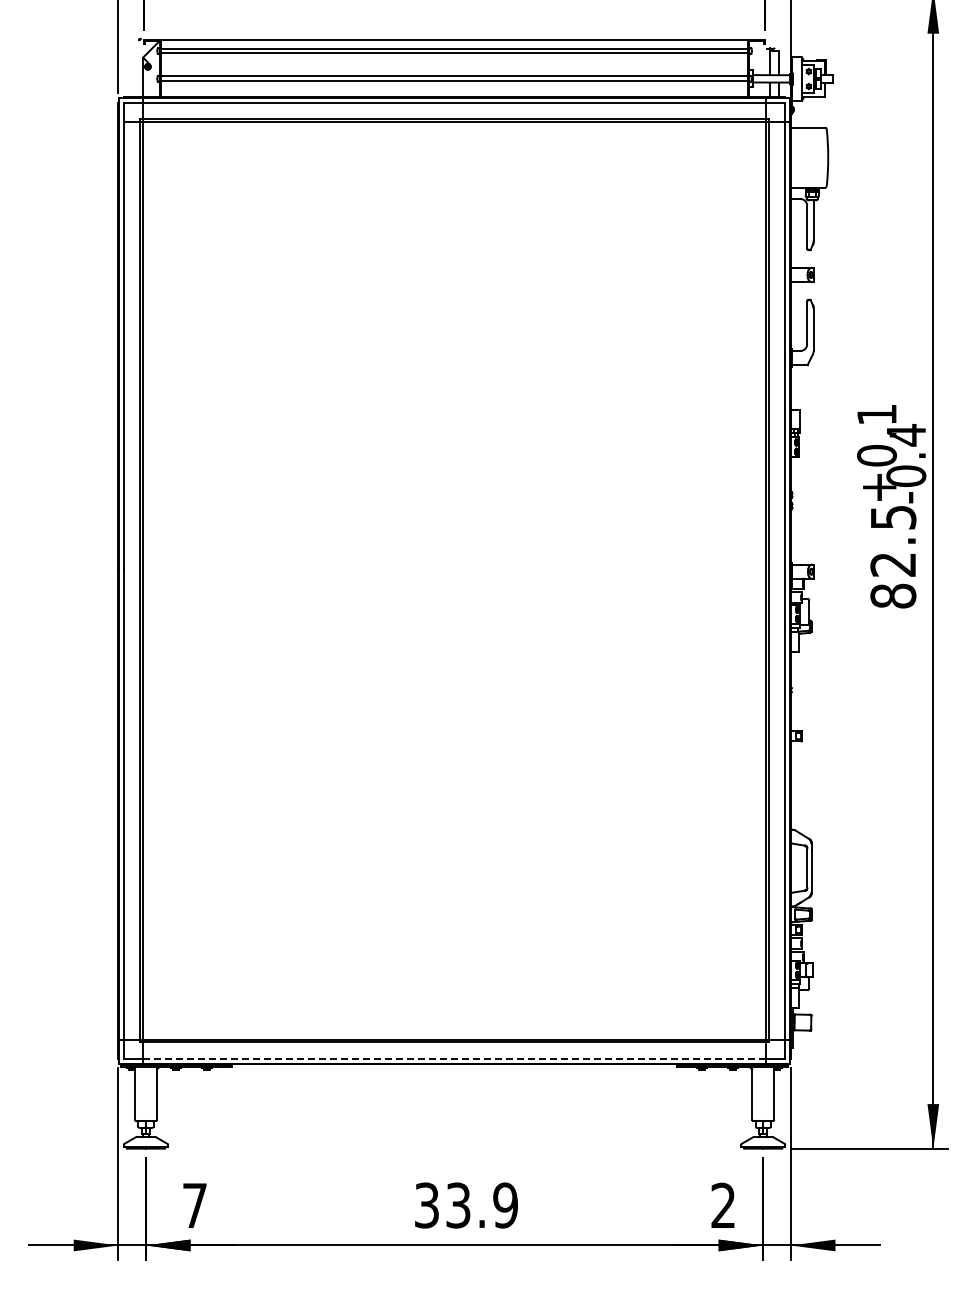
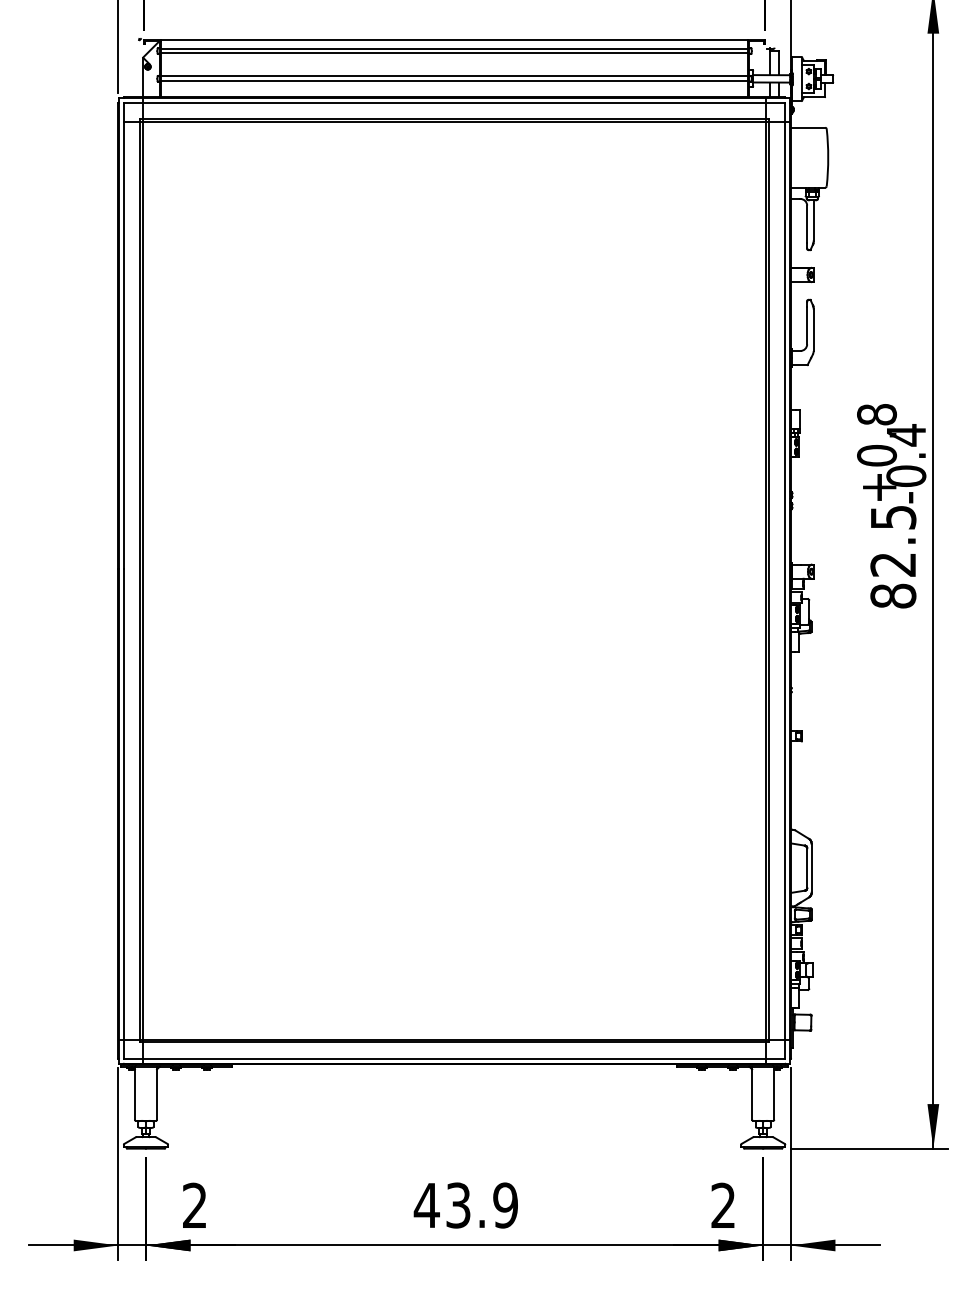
text: +0.1 -> +0.8 (877, 414)
line: dashed -> solid (454, 1058)
text: 7 -> 2 (194, 1204)
text: 33.9 -> 43.9 (426, 1205)
